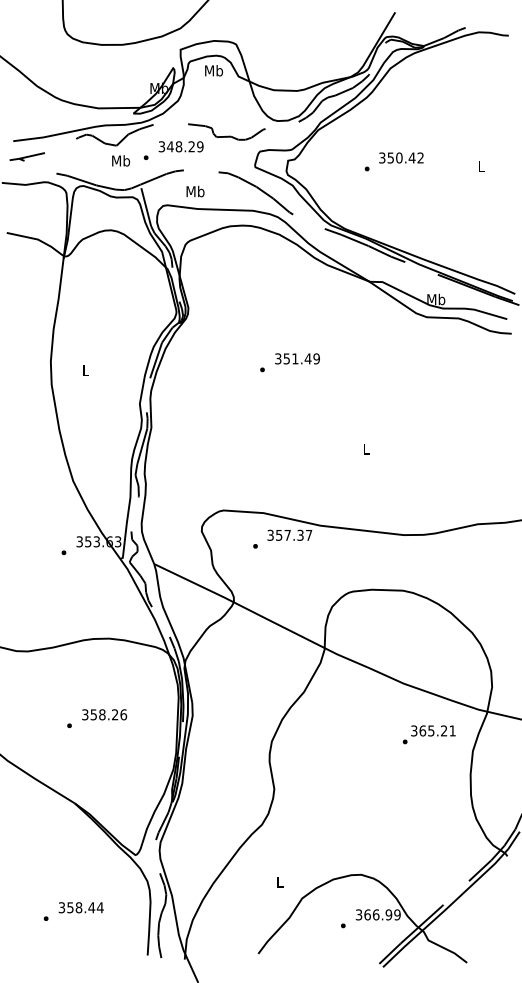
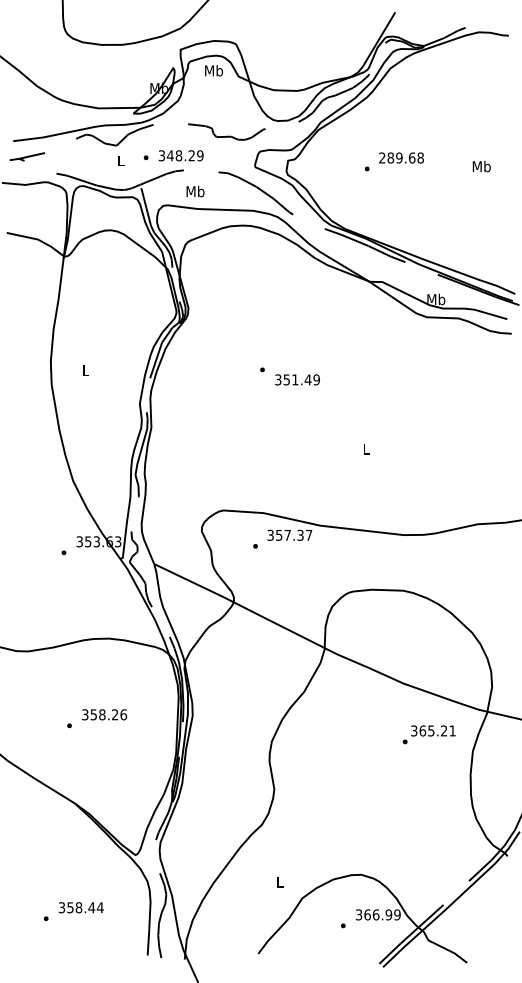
text position: (180, 146) -> (180, 155) (180, 155)
text: 350.42 -> 289.68 (401, 157)
text: Mb -> L (121, 160)
text: L -> Mb (481, 166)
text position: (297, 358) -> (297, 379) (297, 379)
